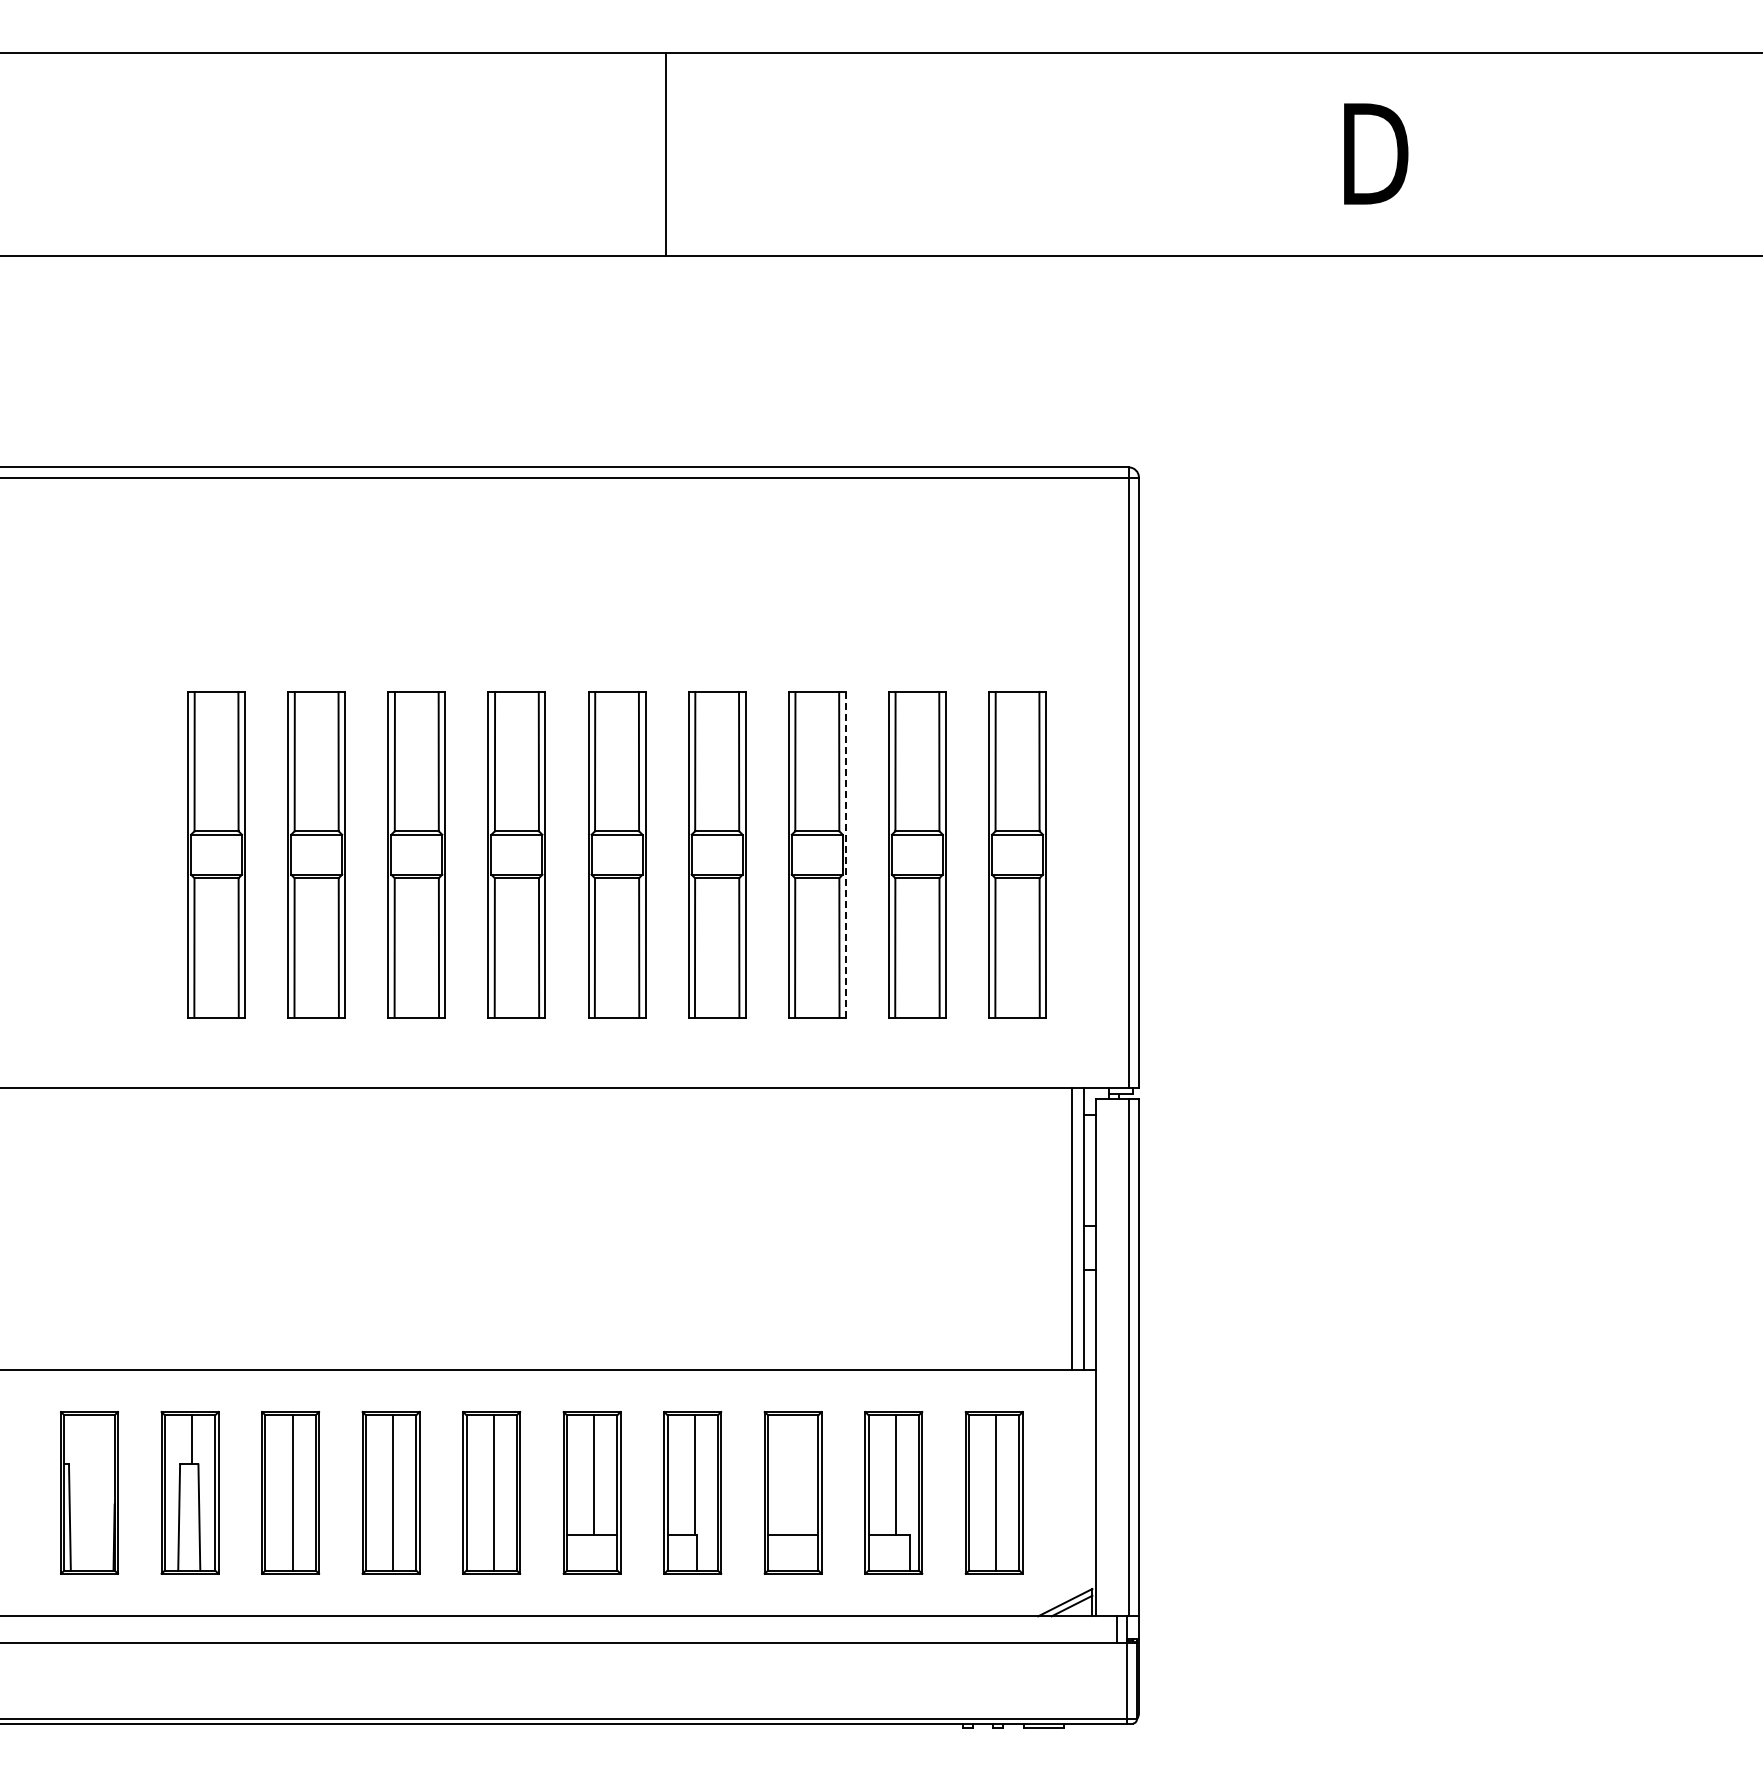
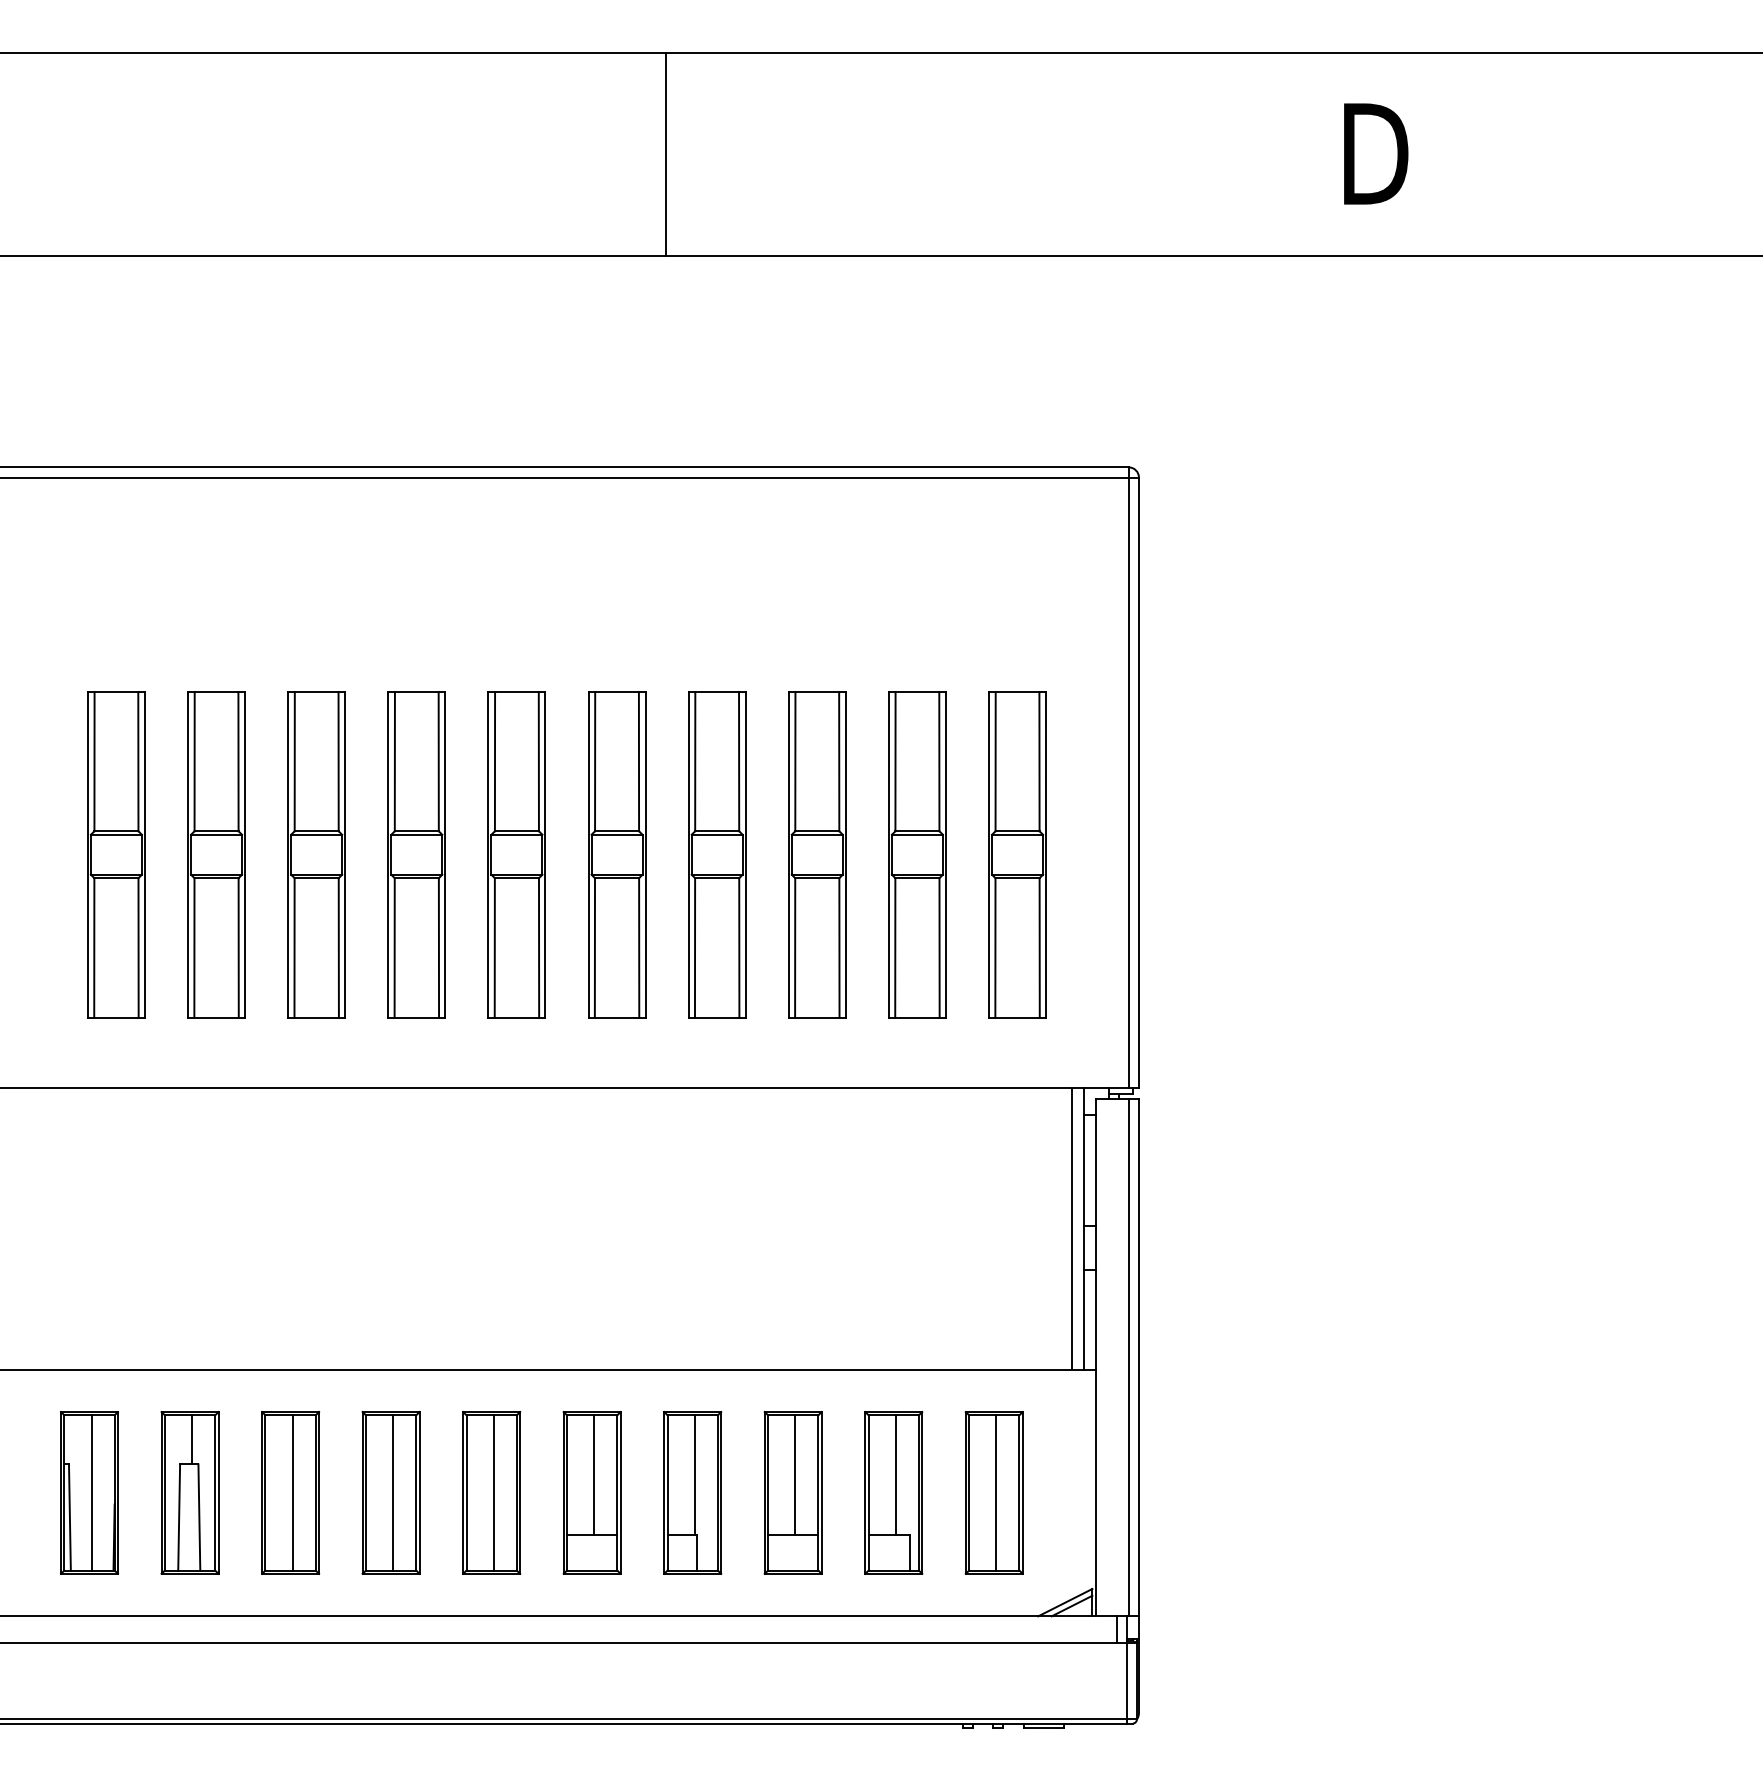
part: none -> present (116, 854)
line: dashed -> solid (845, 854)
line: none -> present (795, 1475)
line: none -> present (91, 1492)
